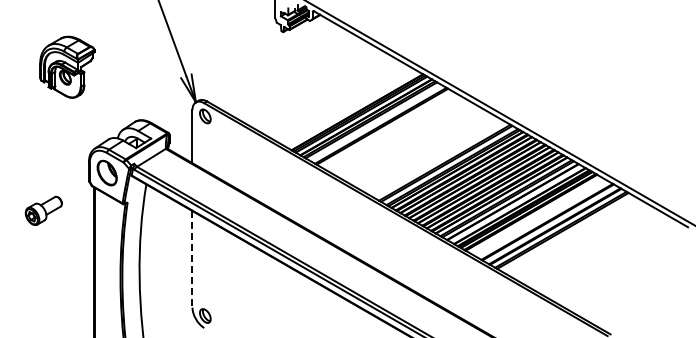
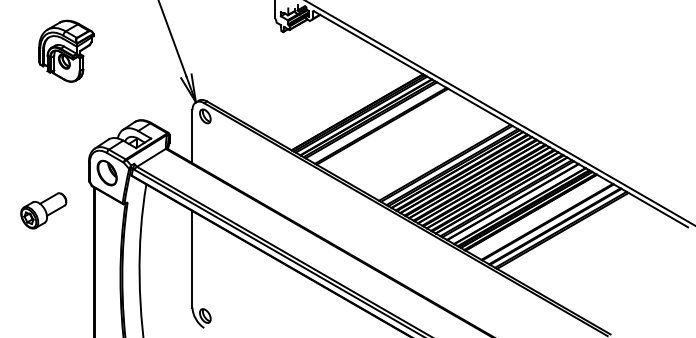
part position: (67, 66) -> (66, 50) (66, 50)
part size: 39x31 px -> 48x38 px (43, 210)
line: dashed -> solid (192, 259)
